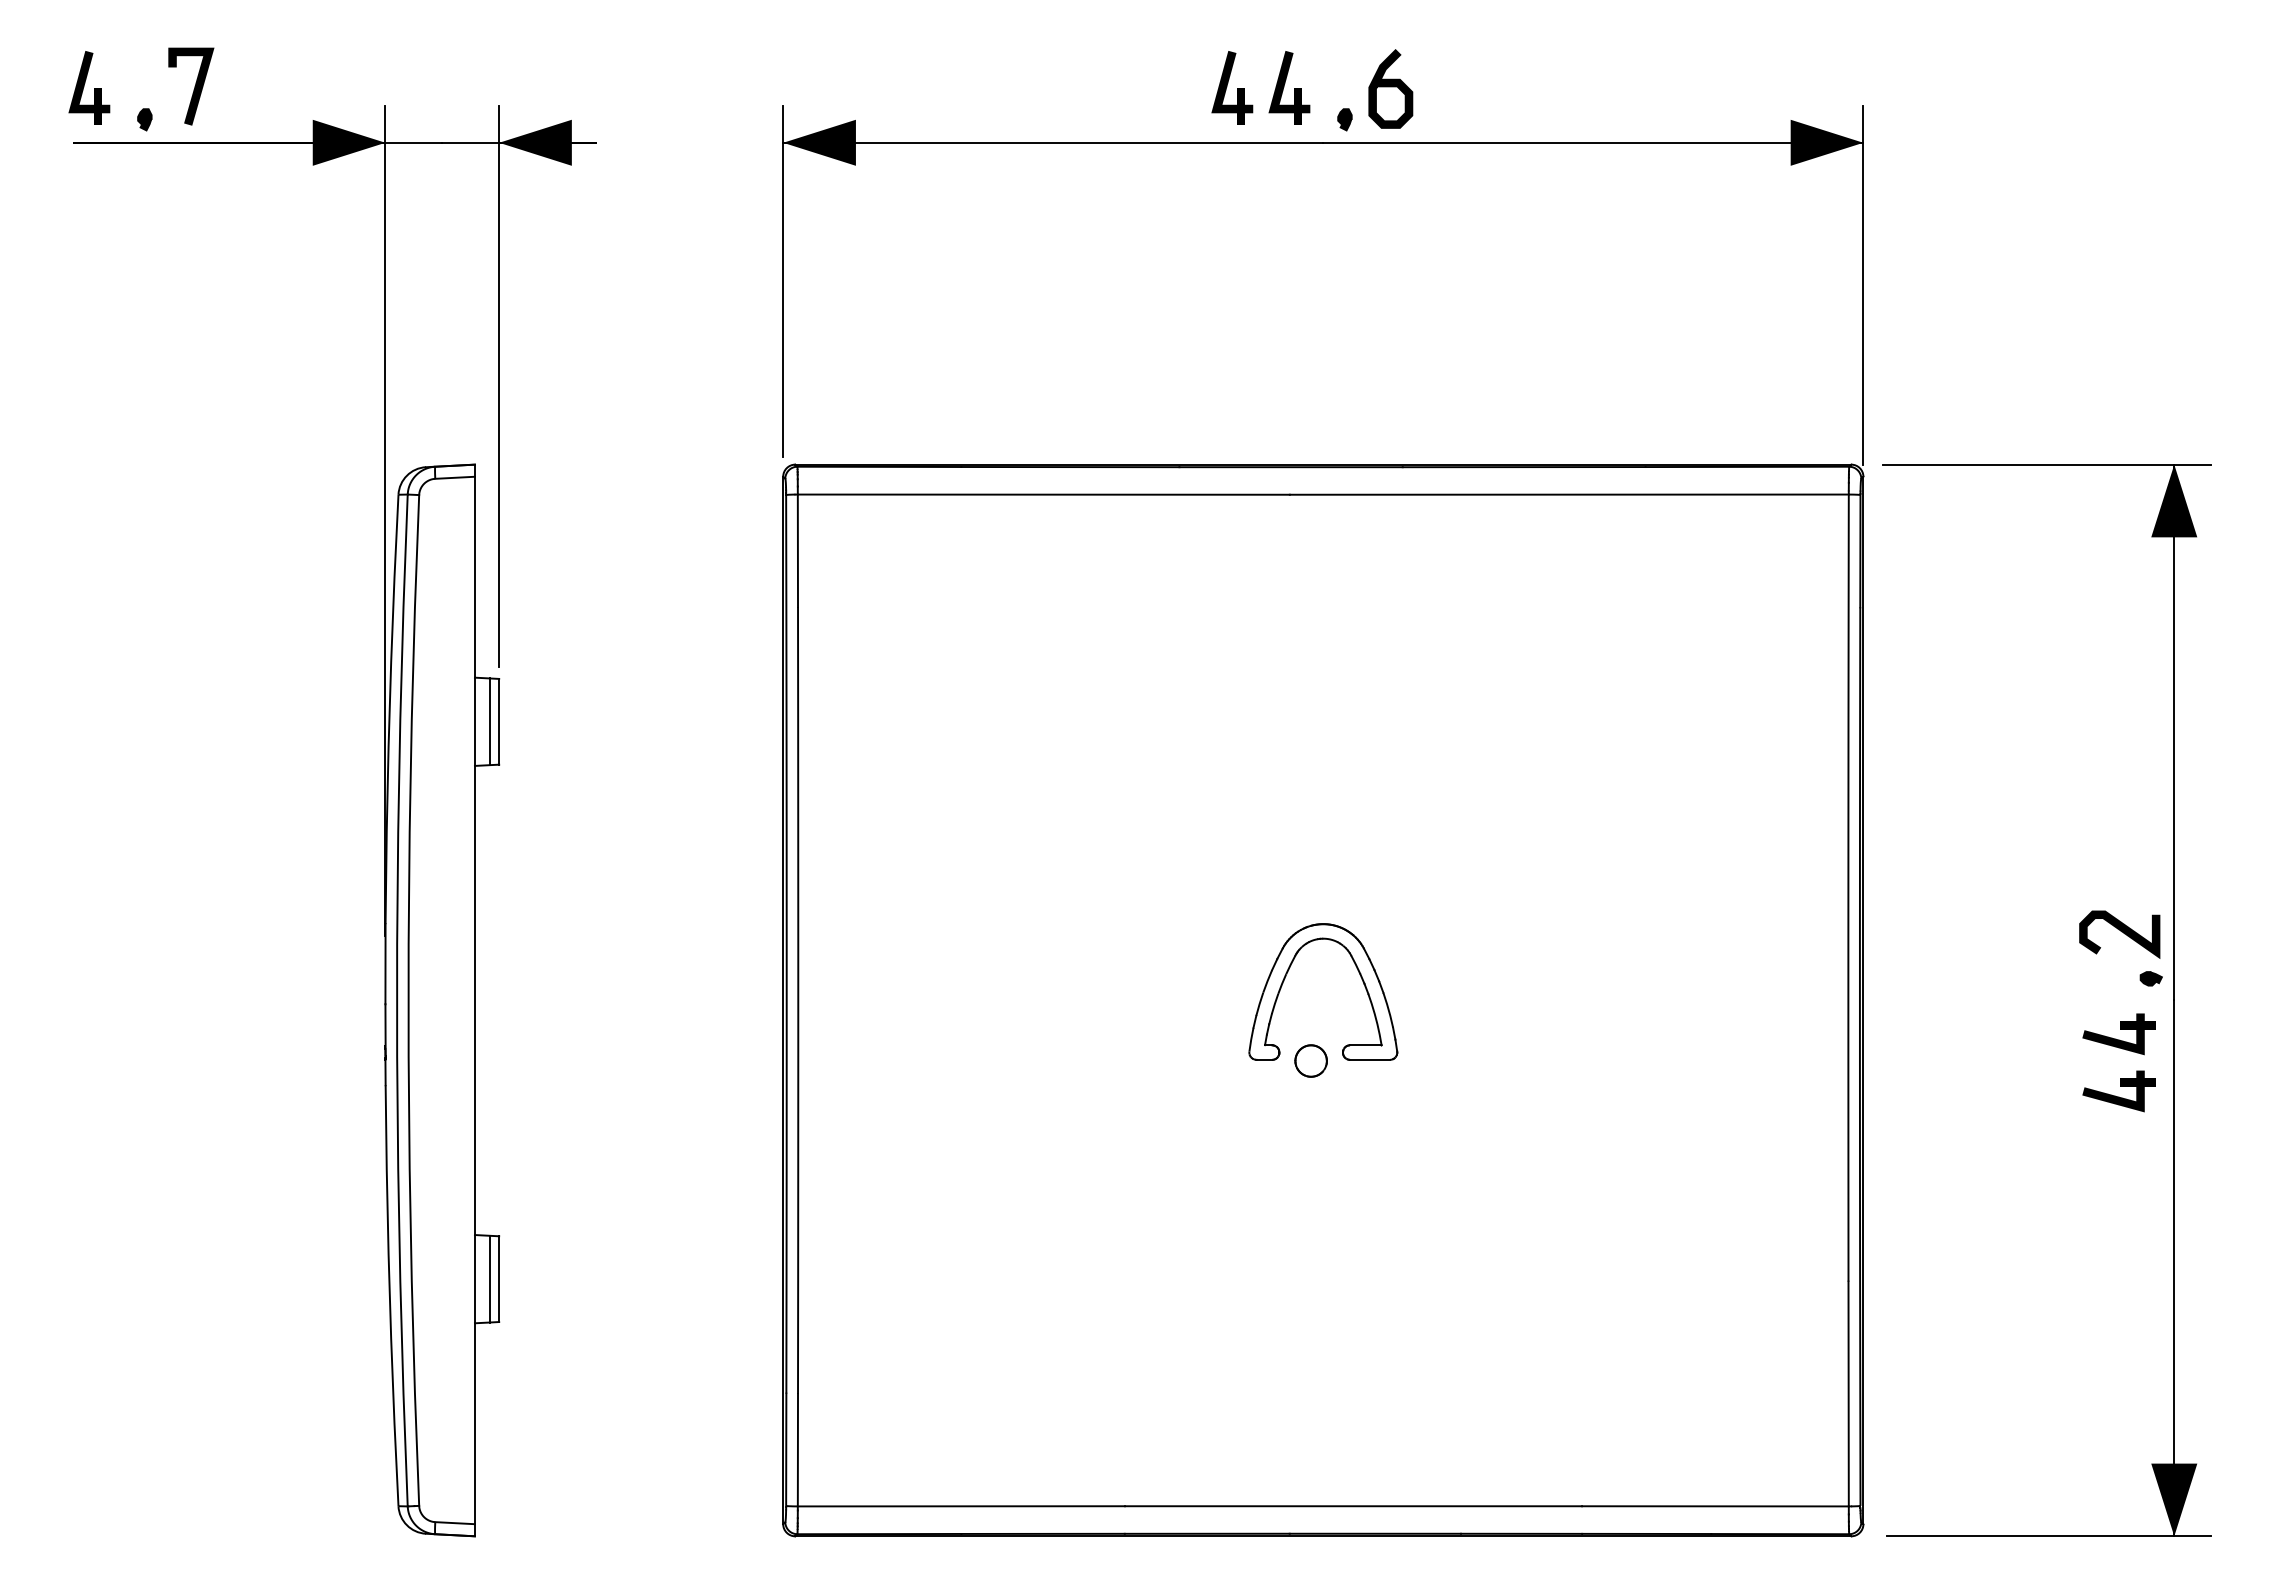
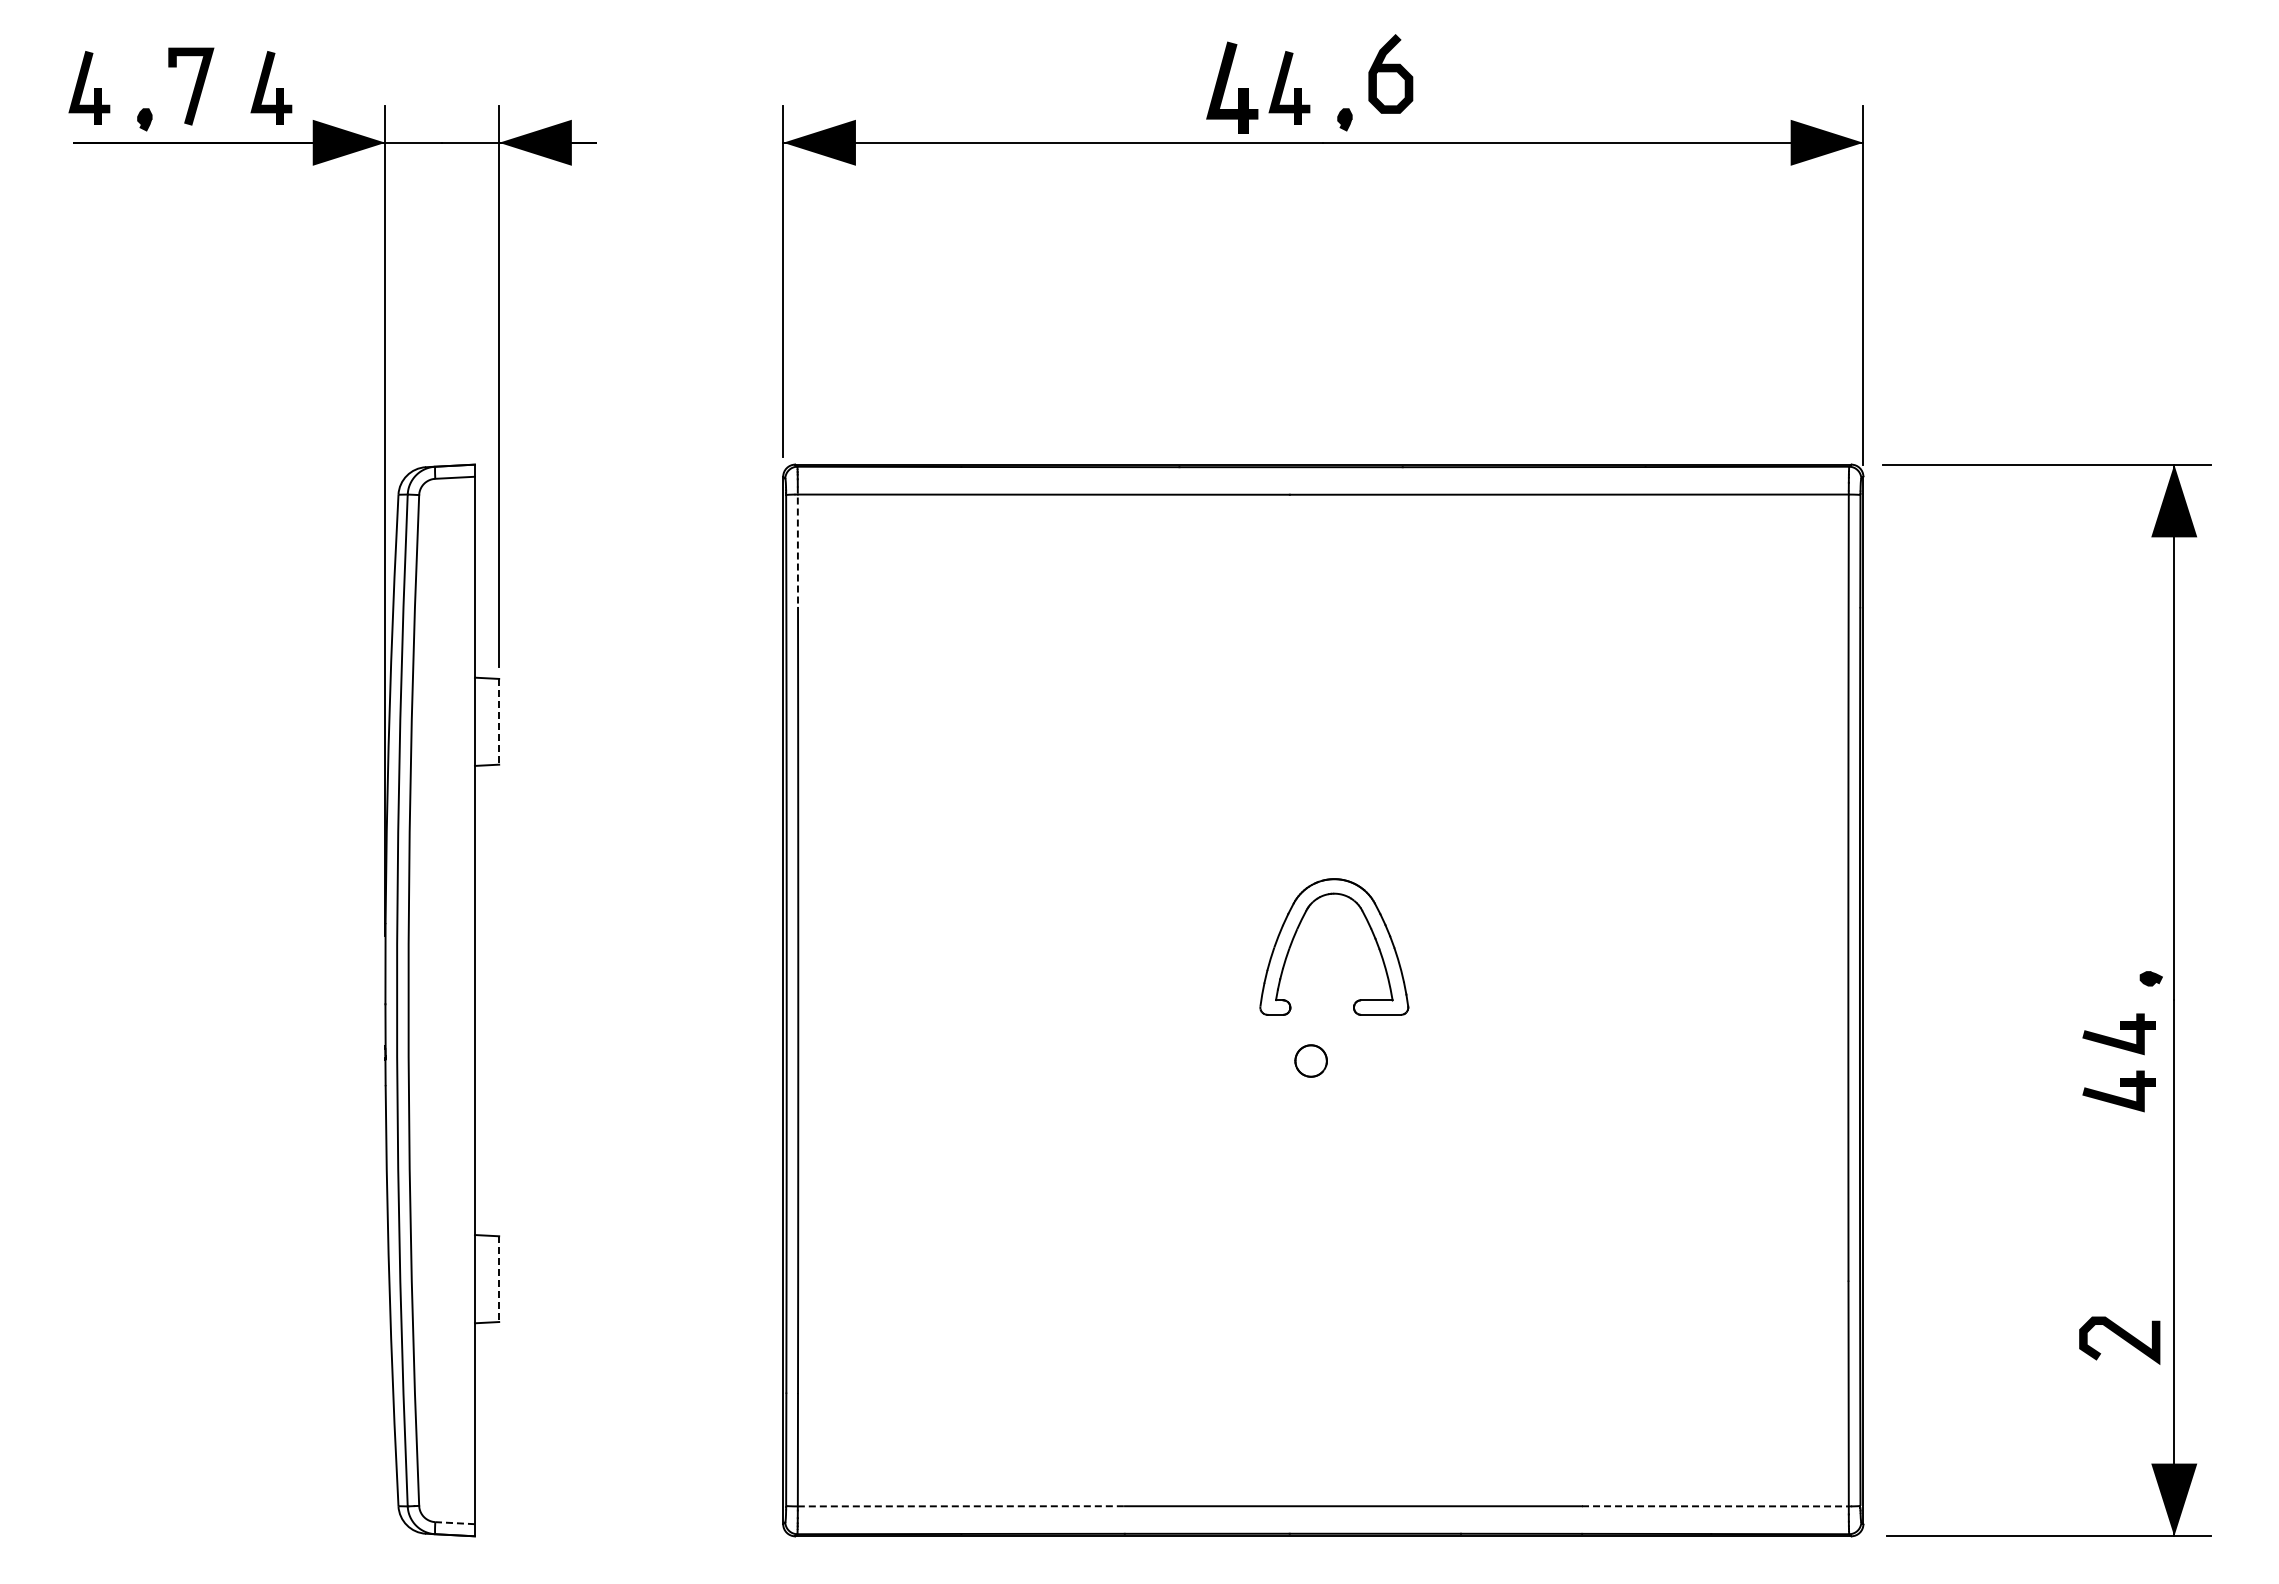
part: none -> present (271, 87)
part size: 43x74 px -> 53x93 px (1232, 87)
curve position: (1390, 87) -> (1390, 72) (1390, 72)
line: solid -> dashed (797, 547)
line: present -> none (489, 721)
line: solid -> dashed (499, 721)
curve position: (2121, 932) -> (2121, 1338) (2121, 1338)
part position: (1360, 977) -> (1371, 932) (1371, 932)
line: present -> none (489, 1278)
line: solid -> dashed (499, 1279)
line: solid -> dashed (961, 1506)
line: solid -> dashed (1715, 1506)
line: solid -> dashed (455, 1523)
